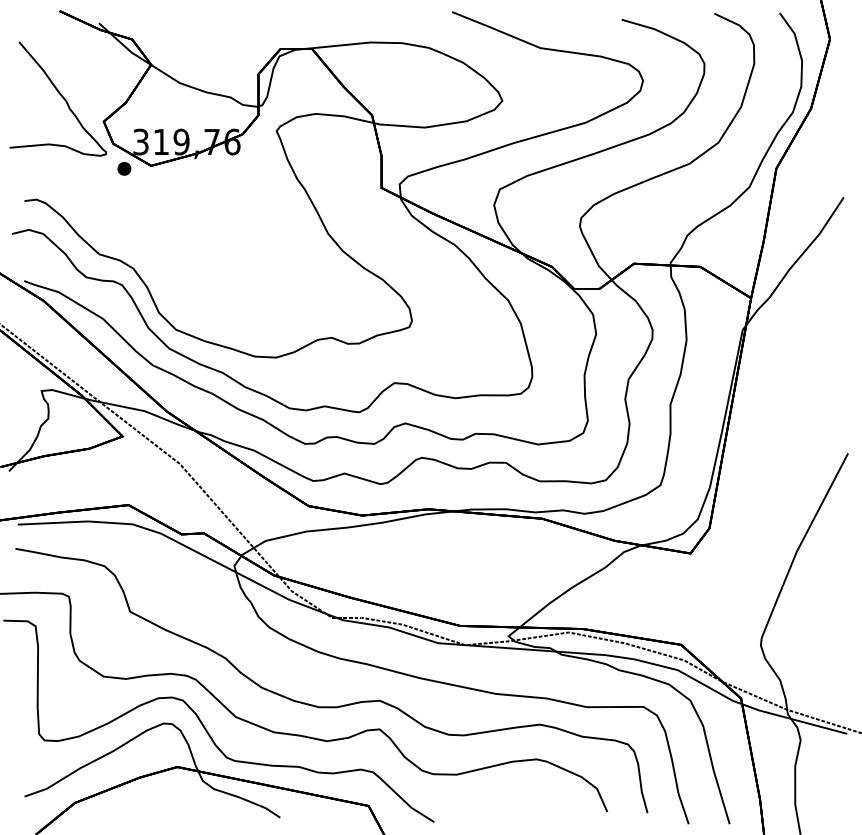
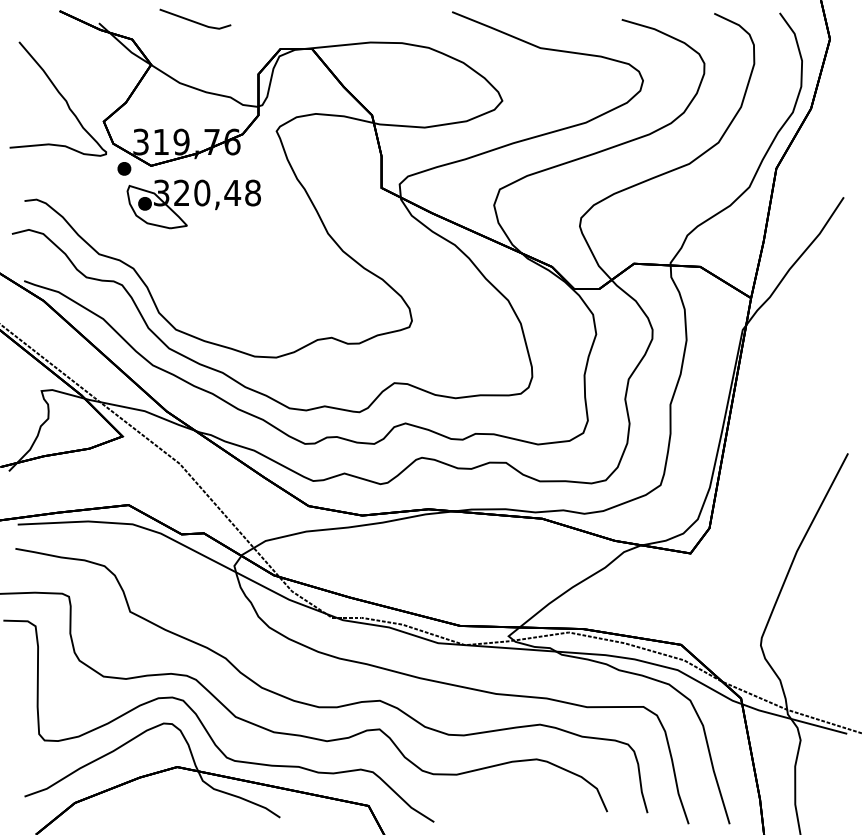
line: none -> present (193, 20)
part: none -> present (193, 204)
